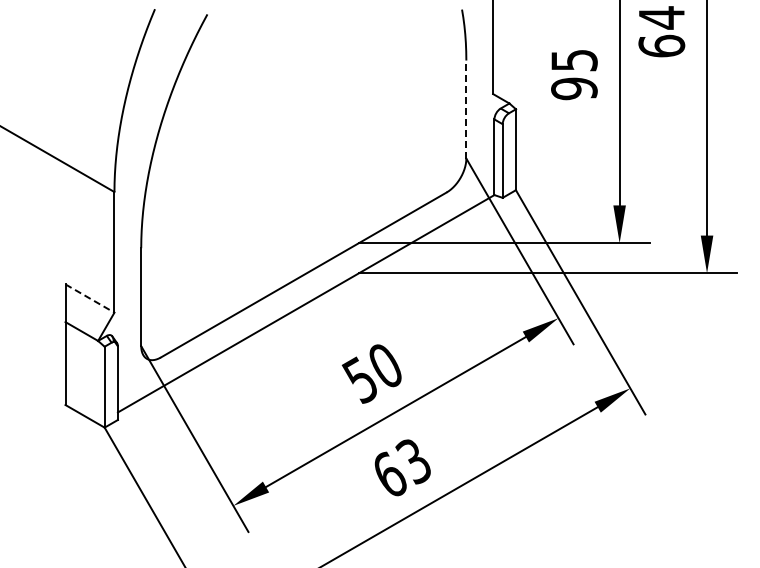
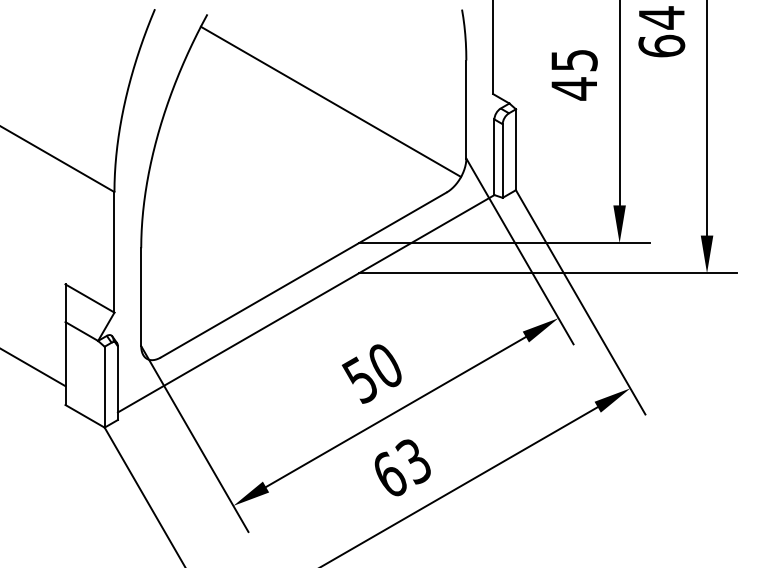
text: 95 -> 45 (574, 88)
line: none -> present (330, 101)
line: dashed -> solid (466, 109)
line: dashed -> solid (90, 298)
line: none -> present (33, 367)
